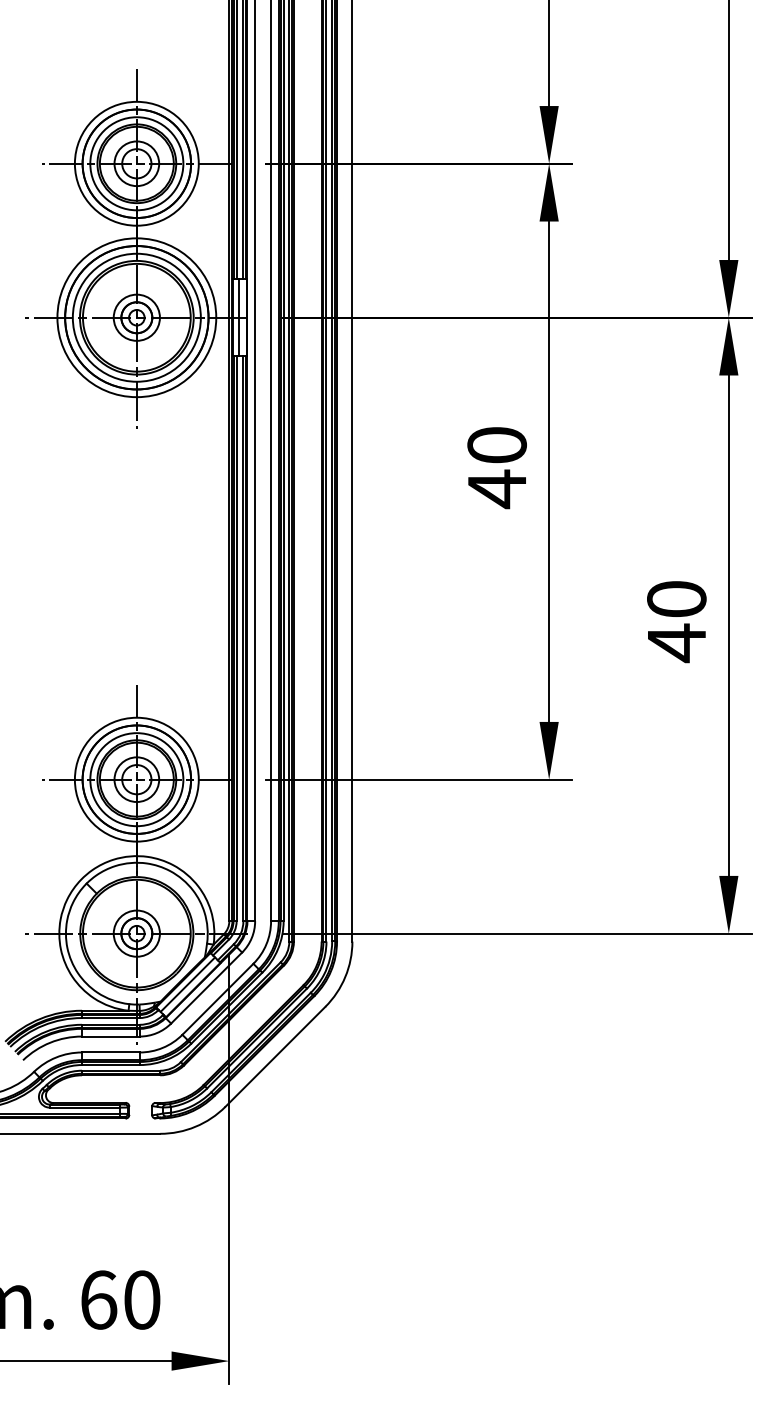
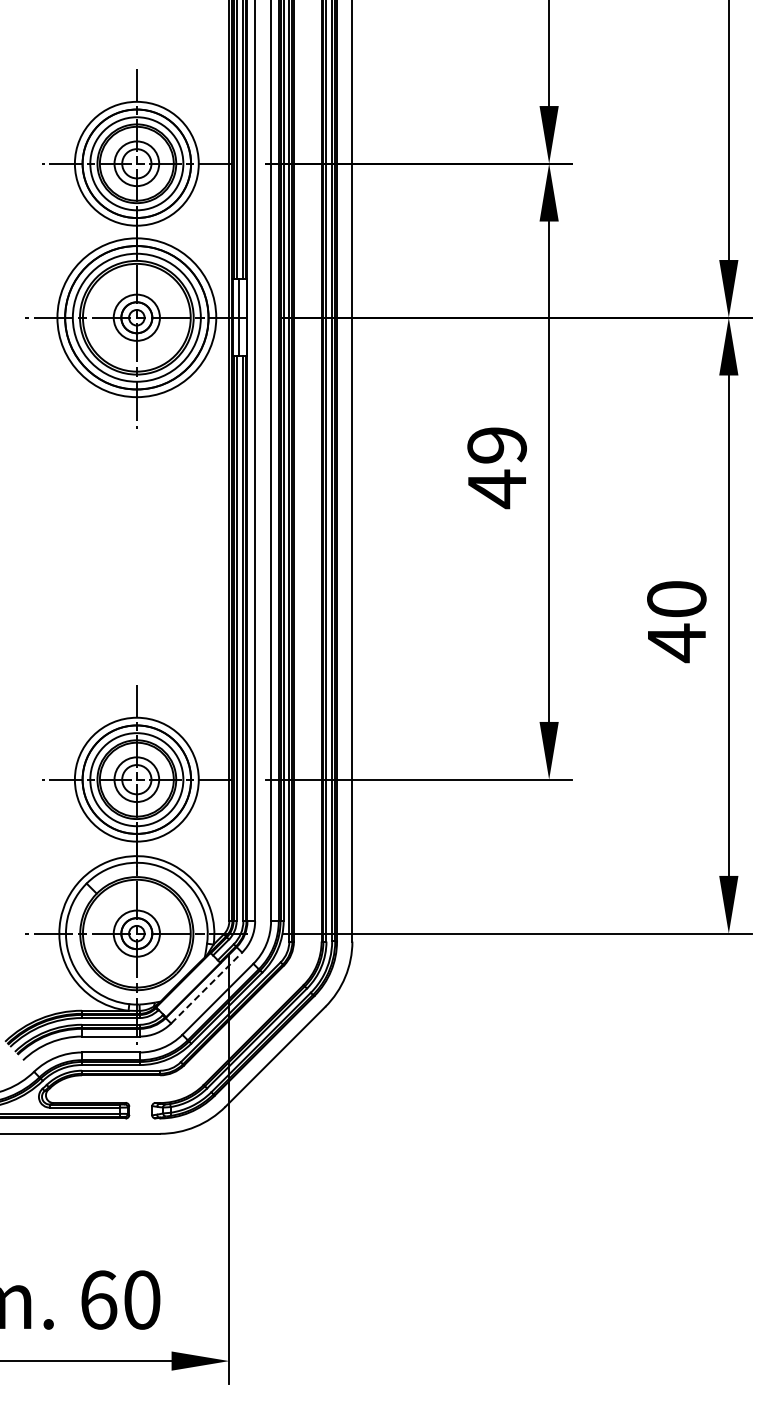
text: 40 -> 49 (496, 445)
line: present -> none (187, 984)
line: solid -> dashed (207, 987)
